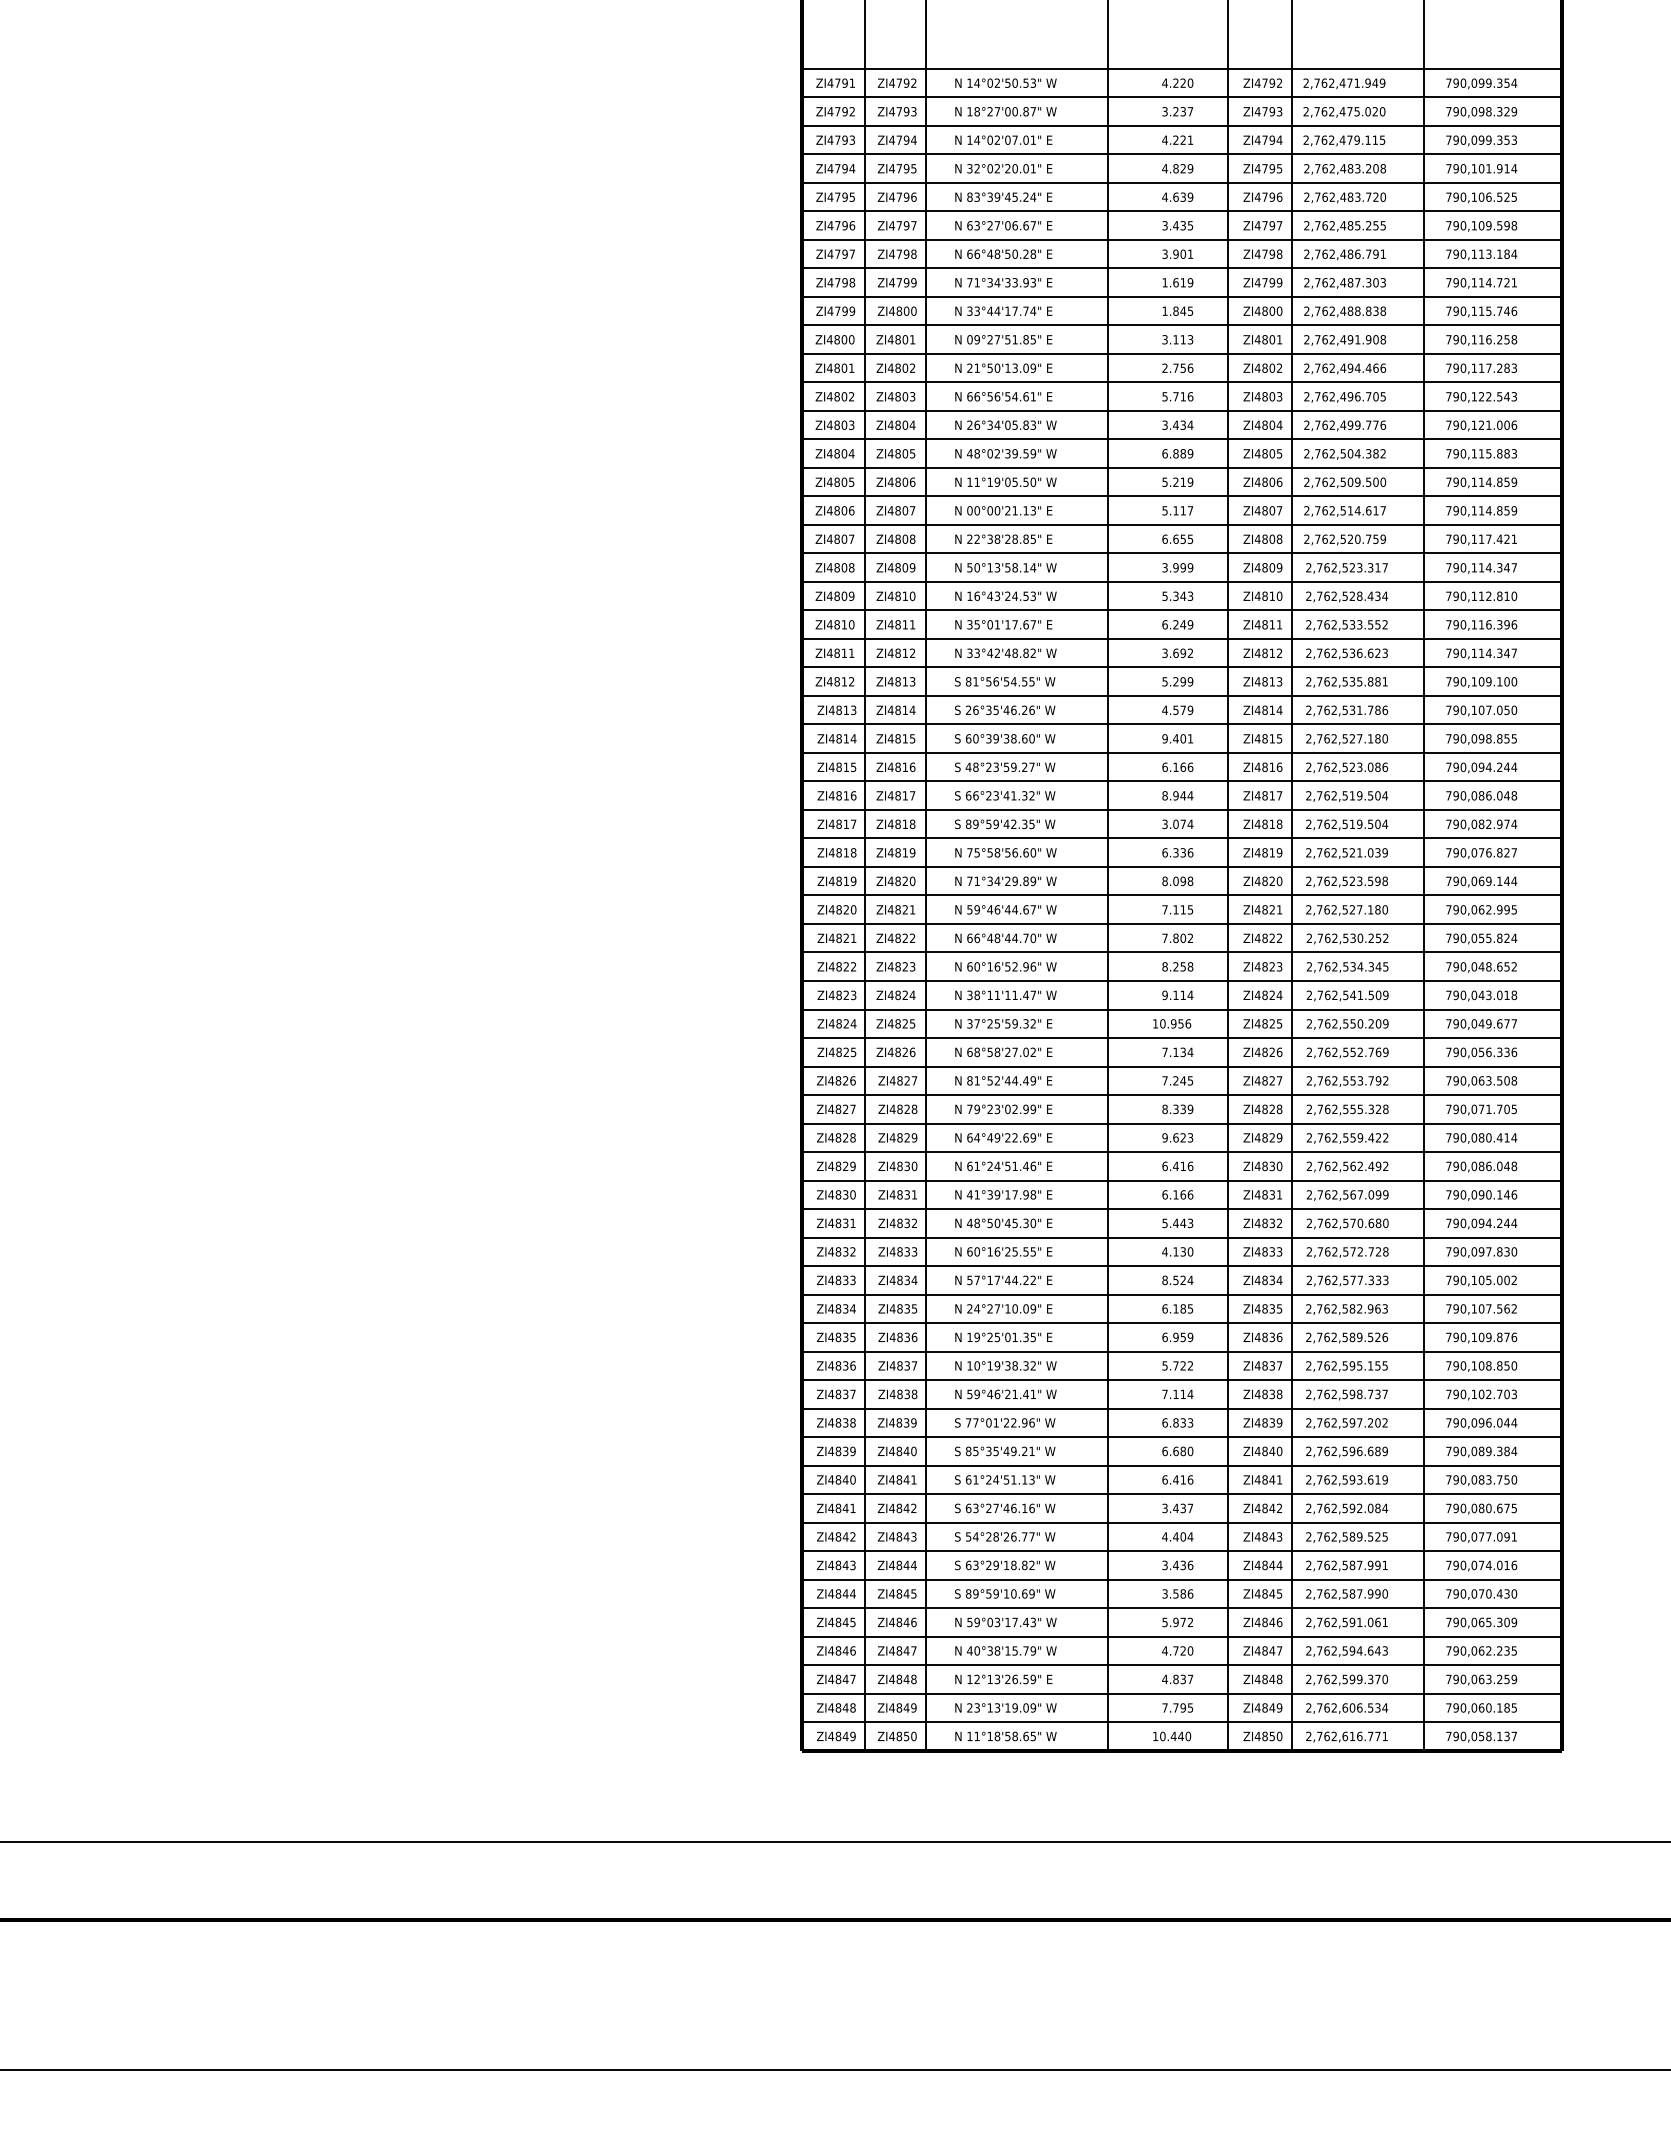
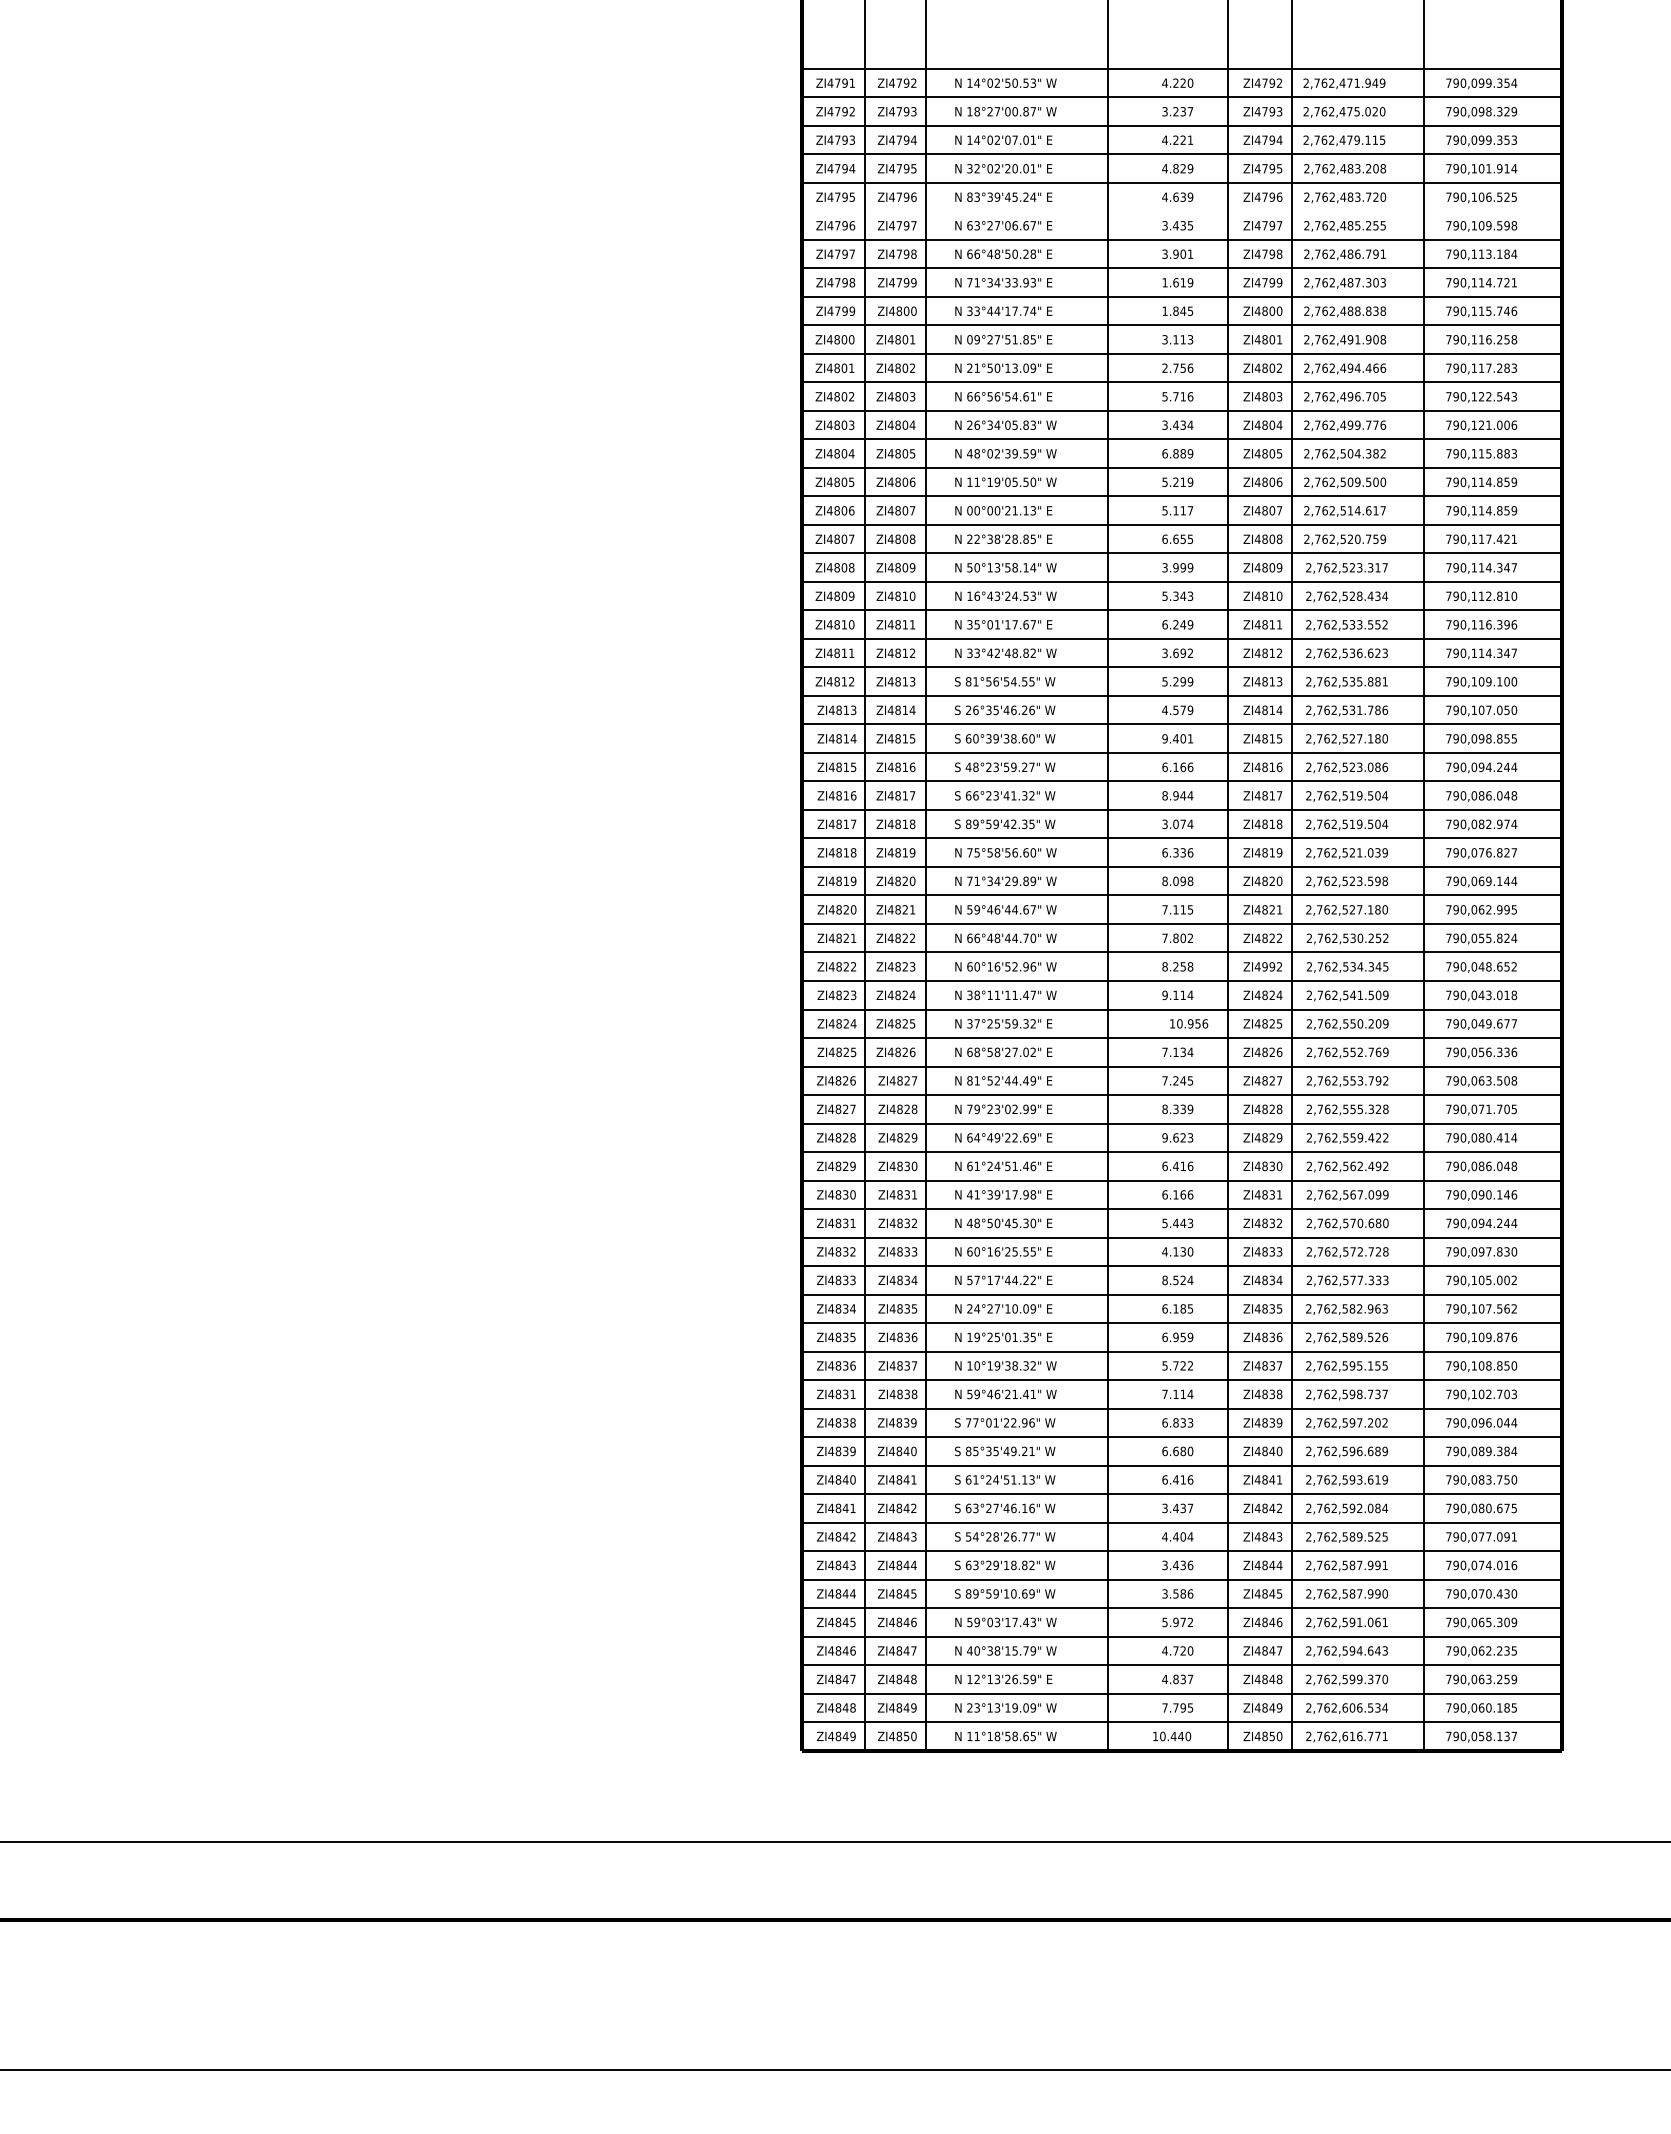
line: present -> none (1181, 211)
text: ZI4823 -> ZI4992 (1272, 966)
text position: (1172, 1023) -> (1189, 1023) (1189, 1023)
text: ZI4837 -> ZI4831 (852, 1393)
